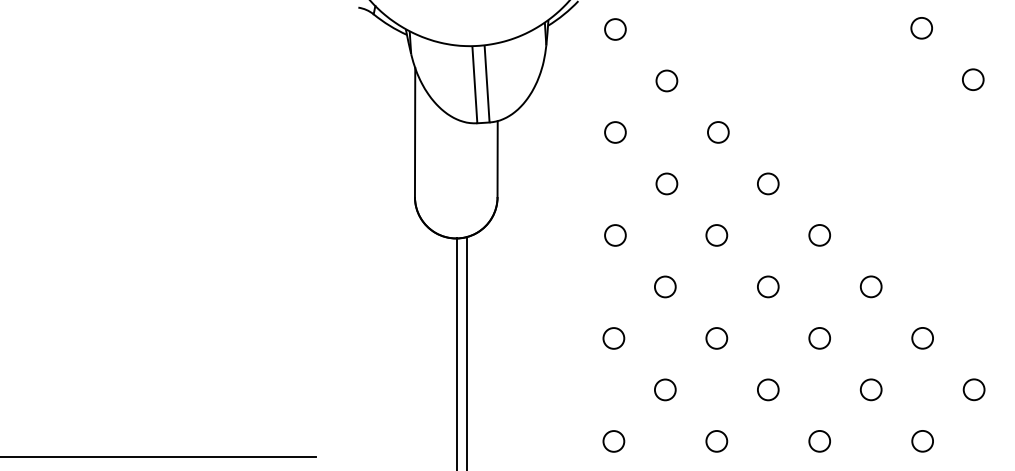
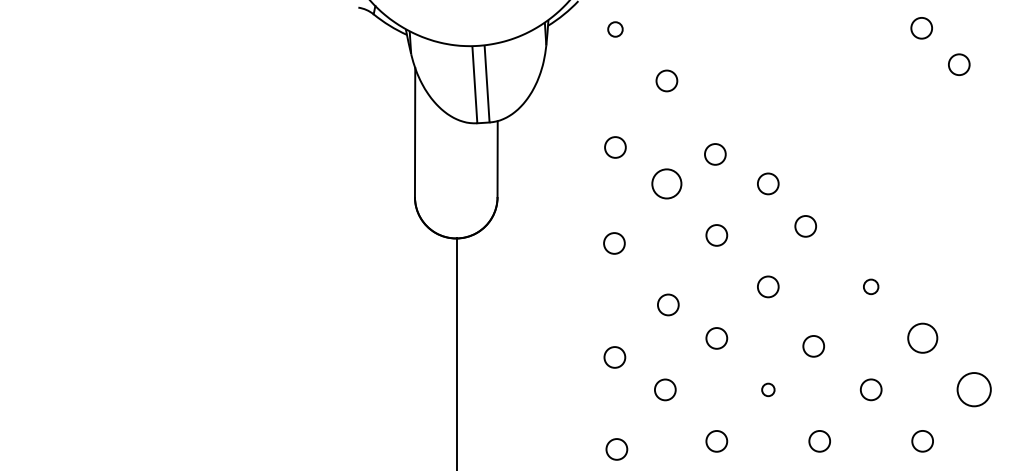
circle size: 23x23 px -> 17x17 px (615, 29)
circle position: (973, 79) -> (959, 64) (959, 64)
circle position: (615, 132) -> (615, 147) (615, 147)
circle position: (718, 132) -> (715, 154) (715, 154)
circle size: 24x24 px -> 32x32 px (666, 183)
circle position: (615, 235) -> (614, 243) (614, 243)
circle position: (819, 235) -> (805, 226) (805, 226)
circle position: (665, 286) -> (668, 304) (668, 304)
circle size: 24x24 px -> 17x18 px (871, 286)
circle position: (613, 338) -> (614, 357) (614, 357)
circle position: (819, 338) -> (813, 346) (813, 346)
circle size: 23x23 px -> 32x32 px (922, 337)
line: present -> none (466, 352)
circle size: 23x24 px -> 15x16 px (768, 389)
circle size: 24x24 px -> 36x36 px (973, 389)
circle position: (613, 441) -> (616, 449) (616, 449)
line: present -> none (158, 456)
